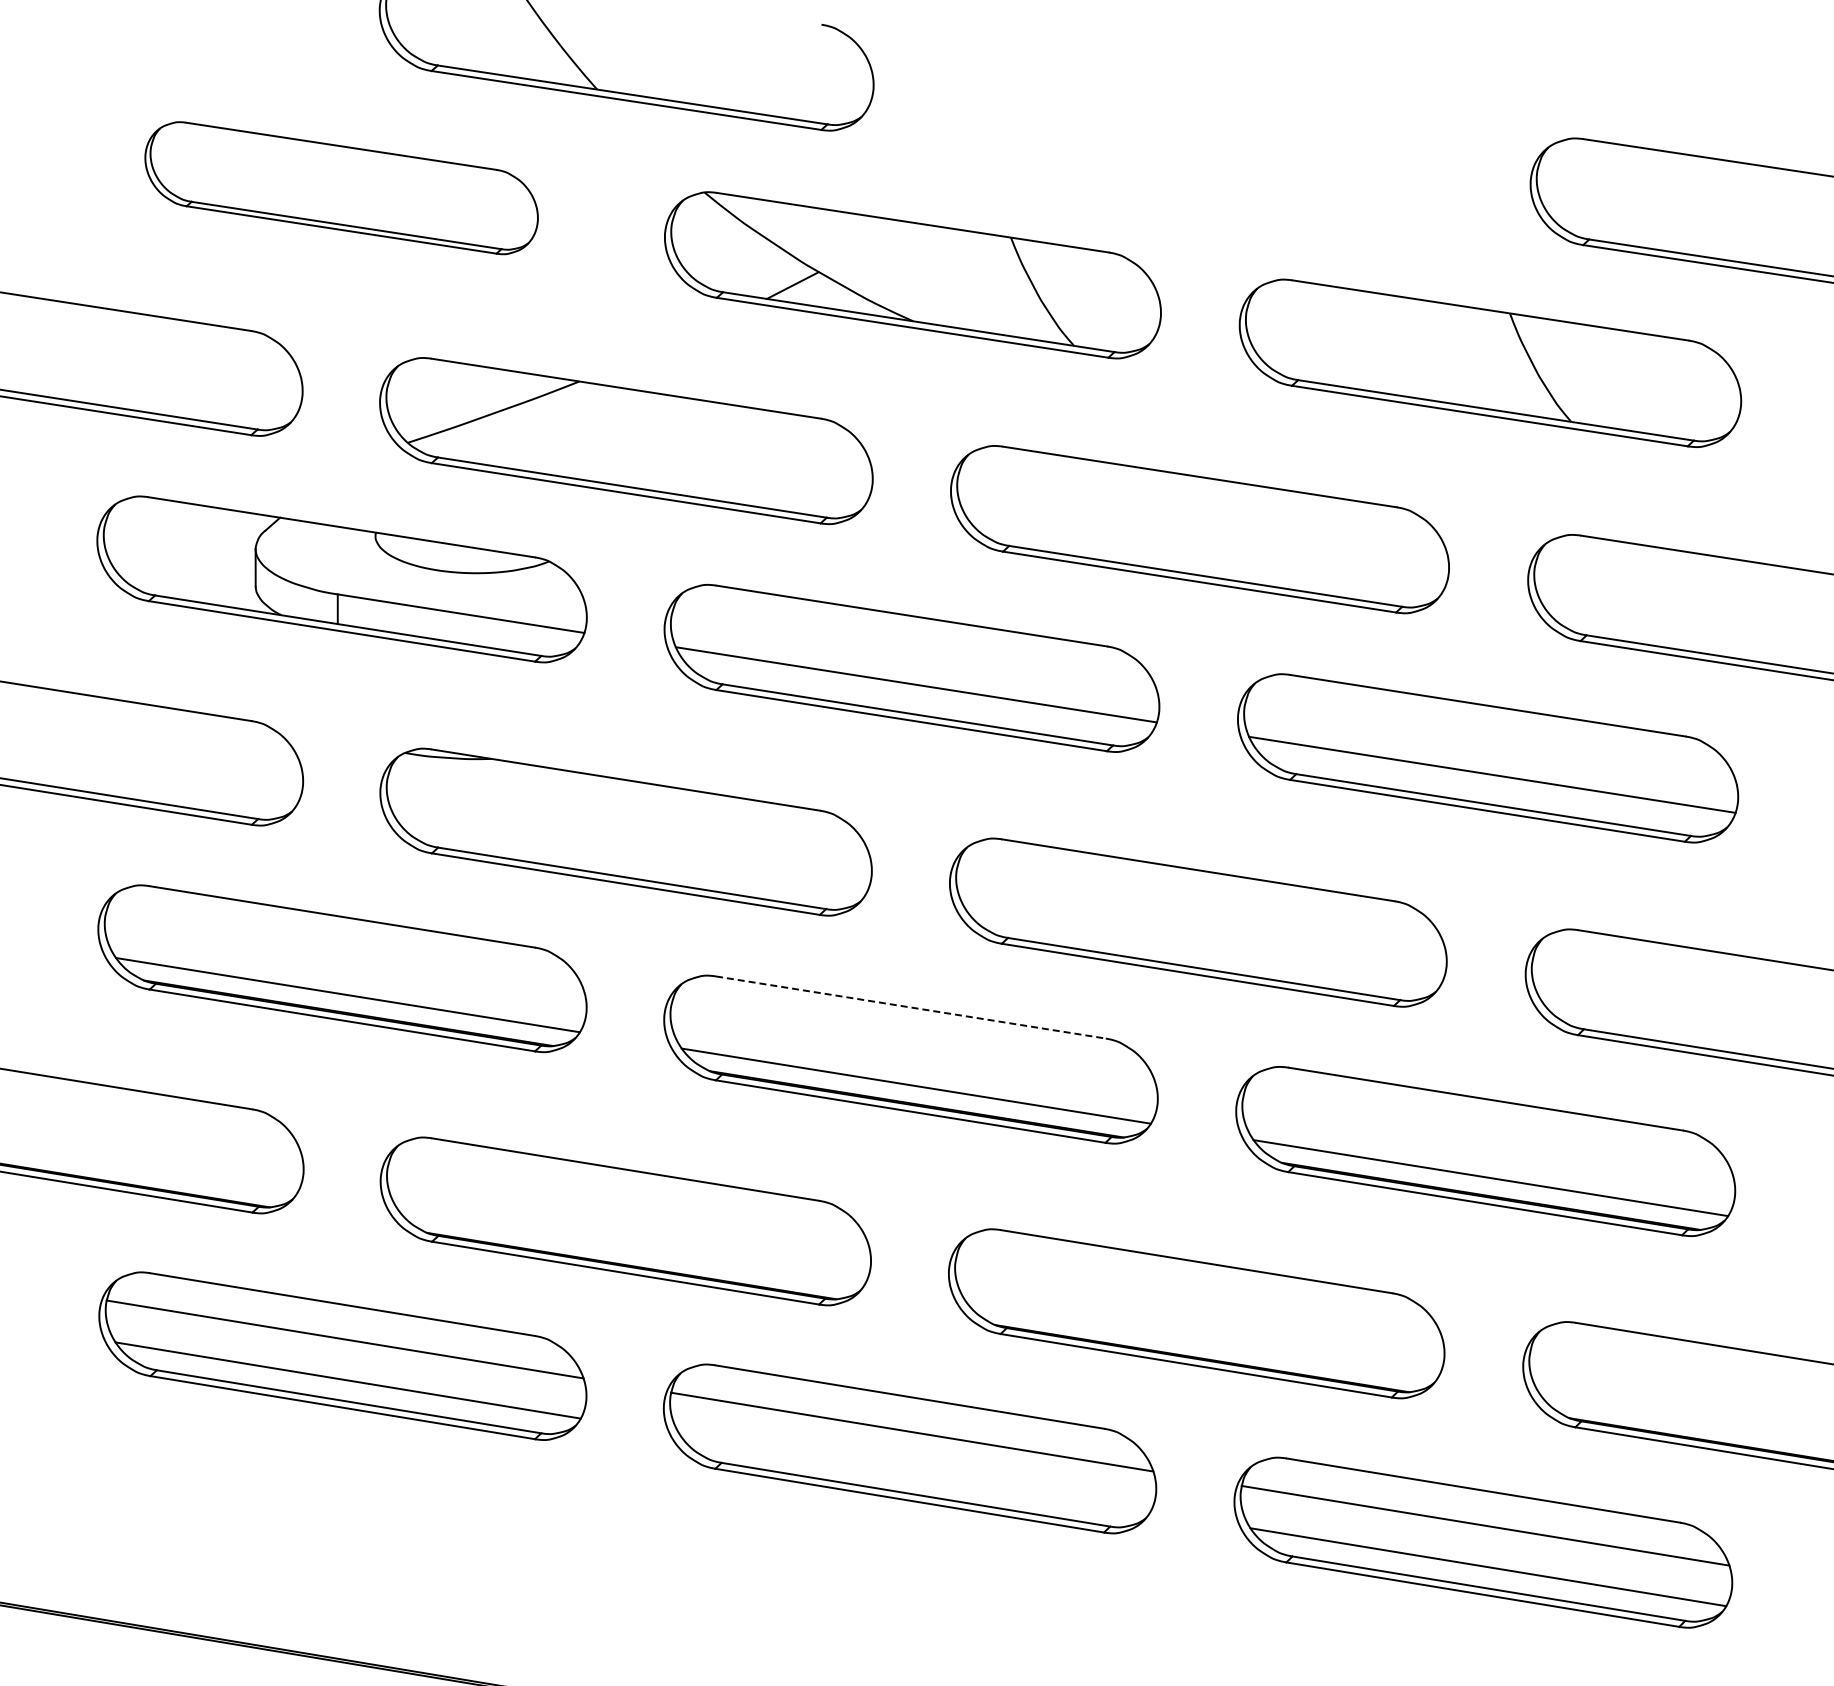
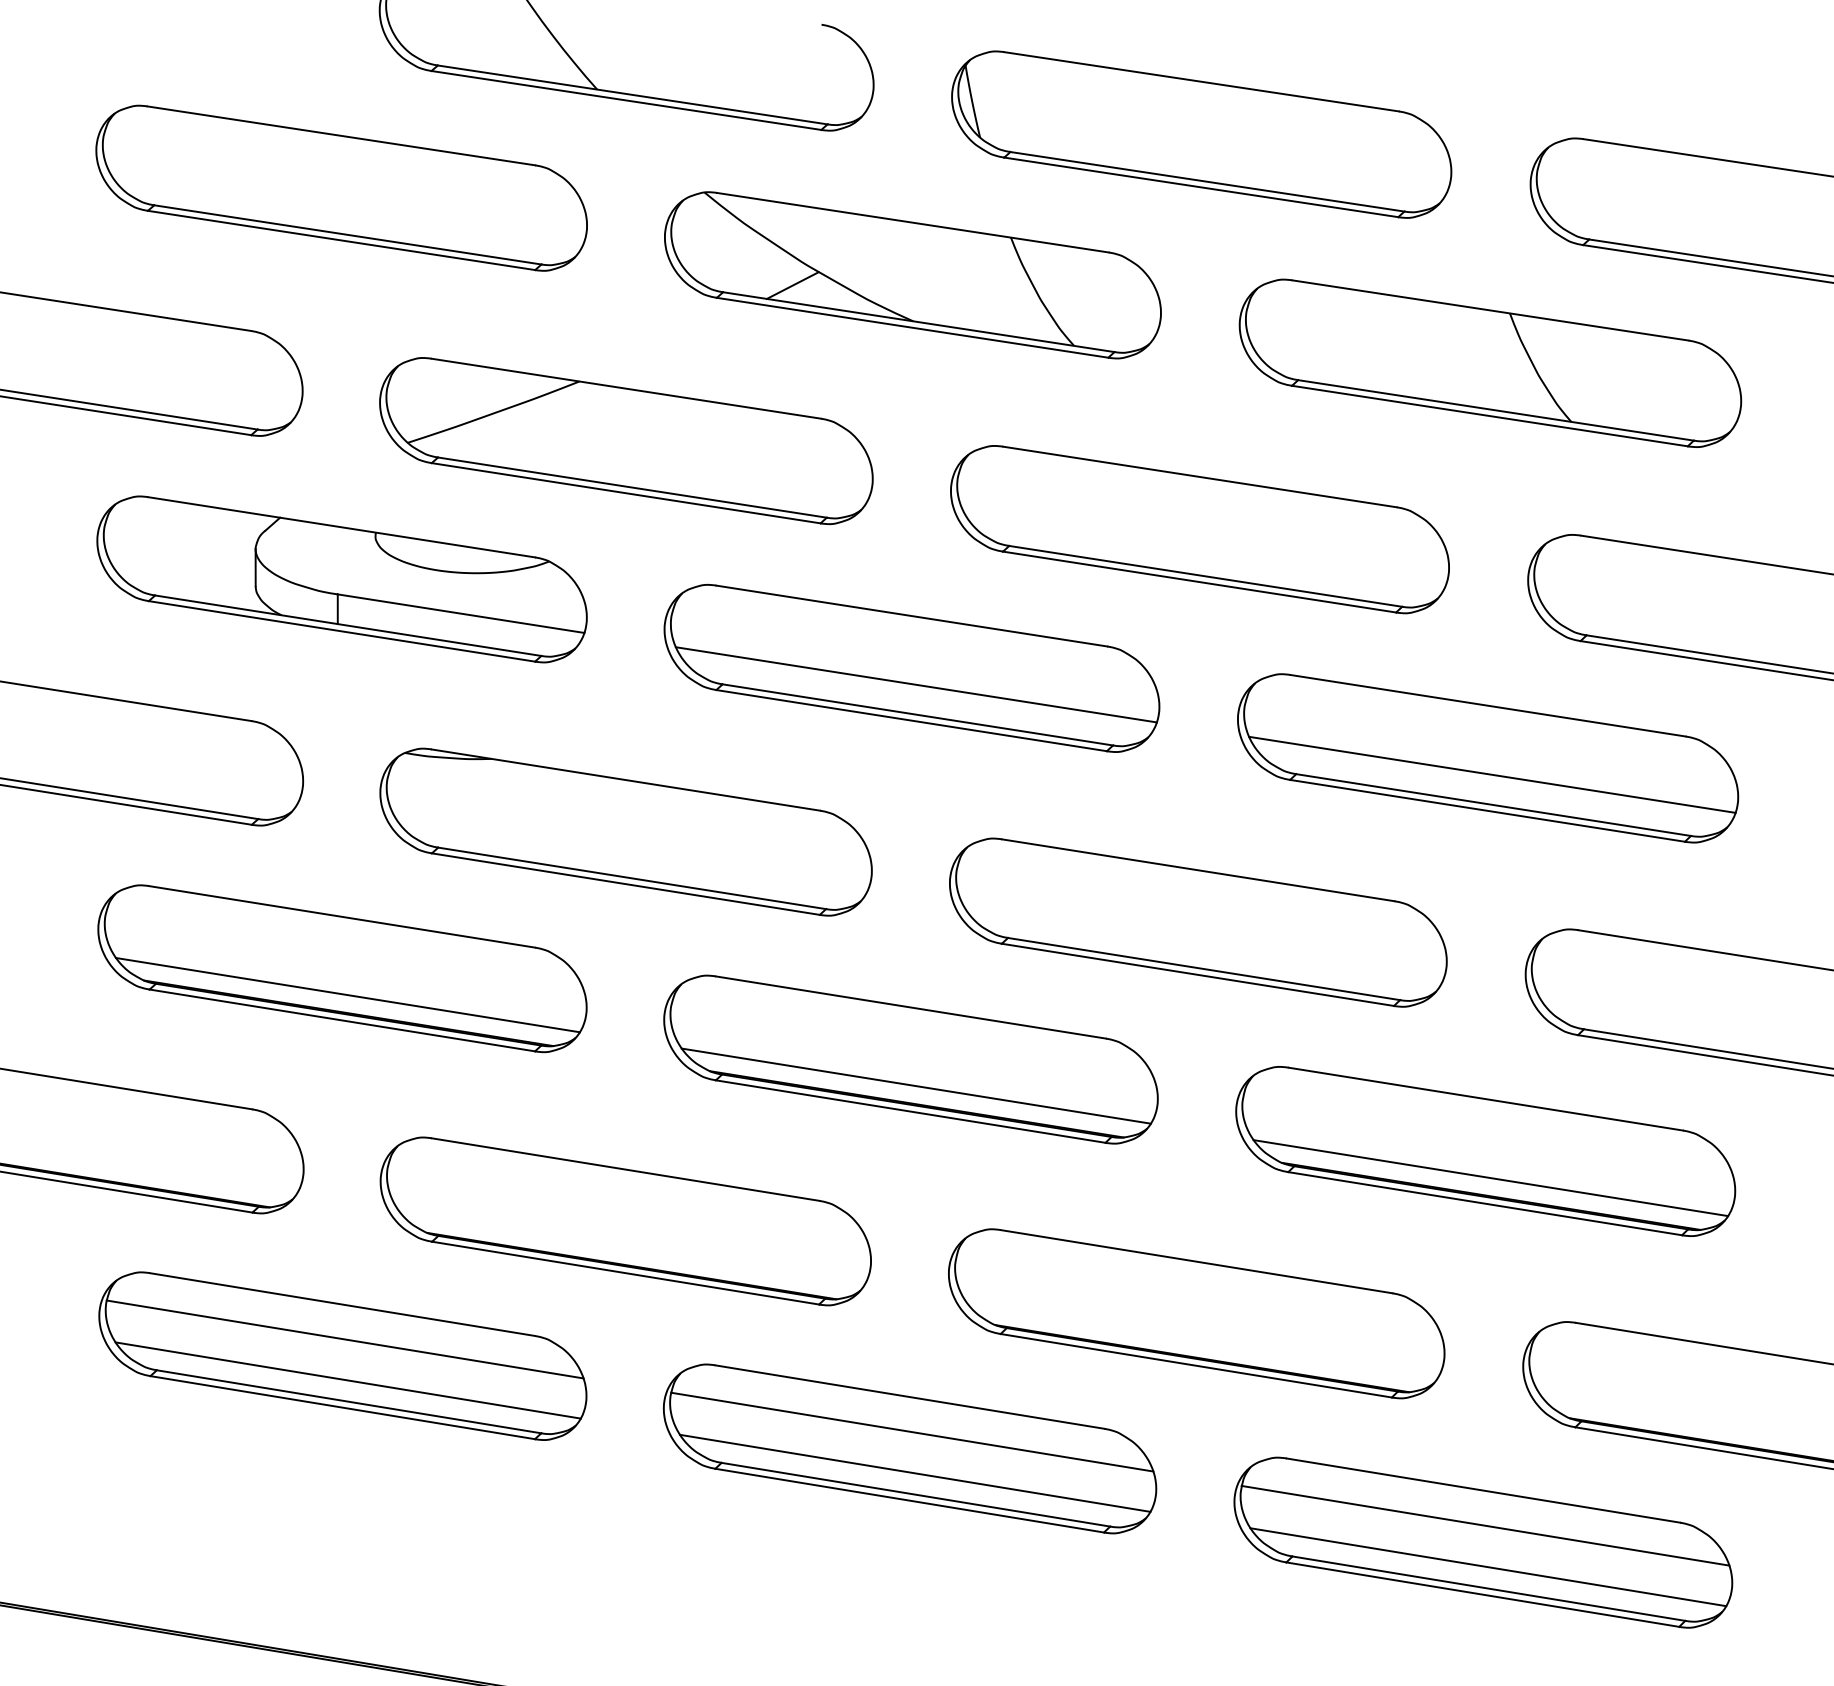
part: none -> present (1201, 134)
part size: 395x135 px -> 493x168 px (341, 187)
line: dashed -> solid (911, 1007)
line: none -> present (914, 1472)
